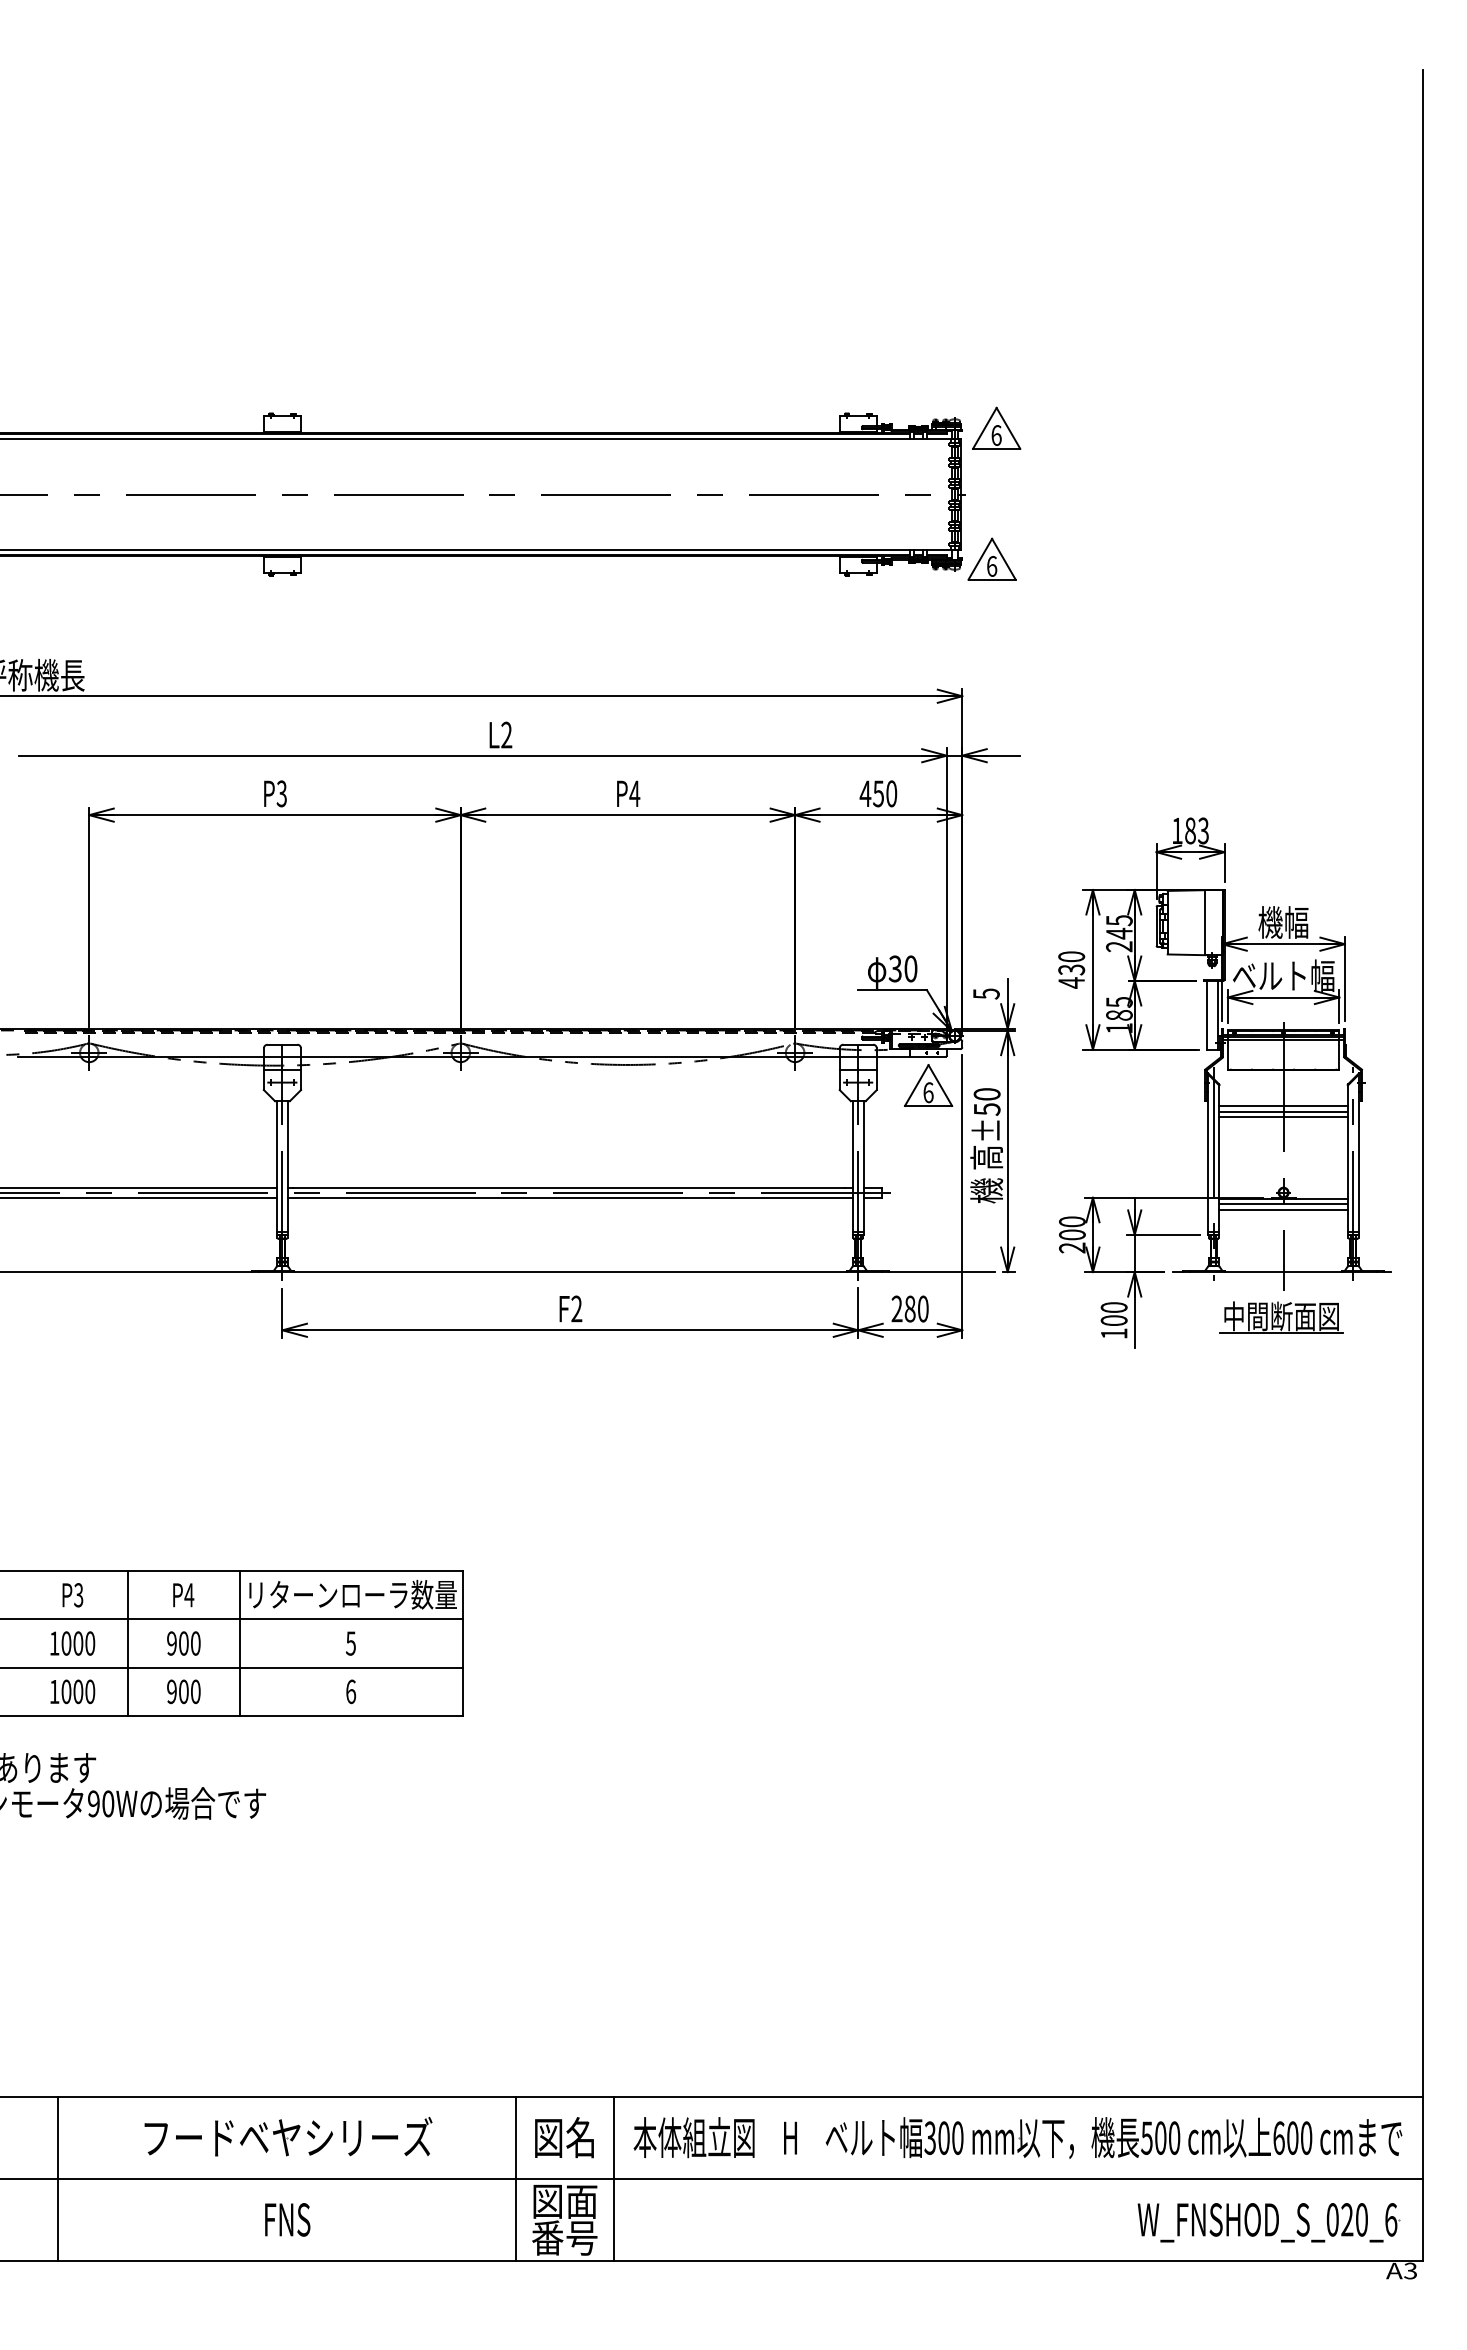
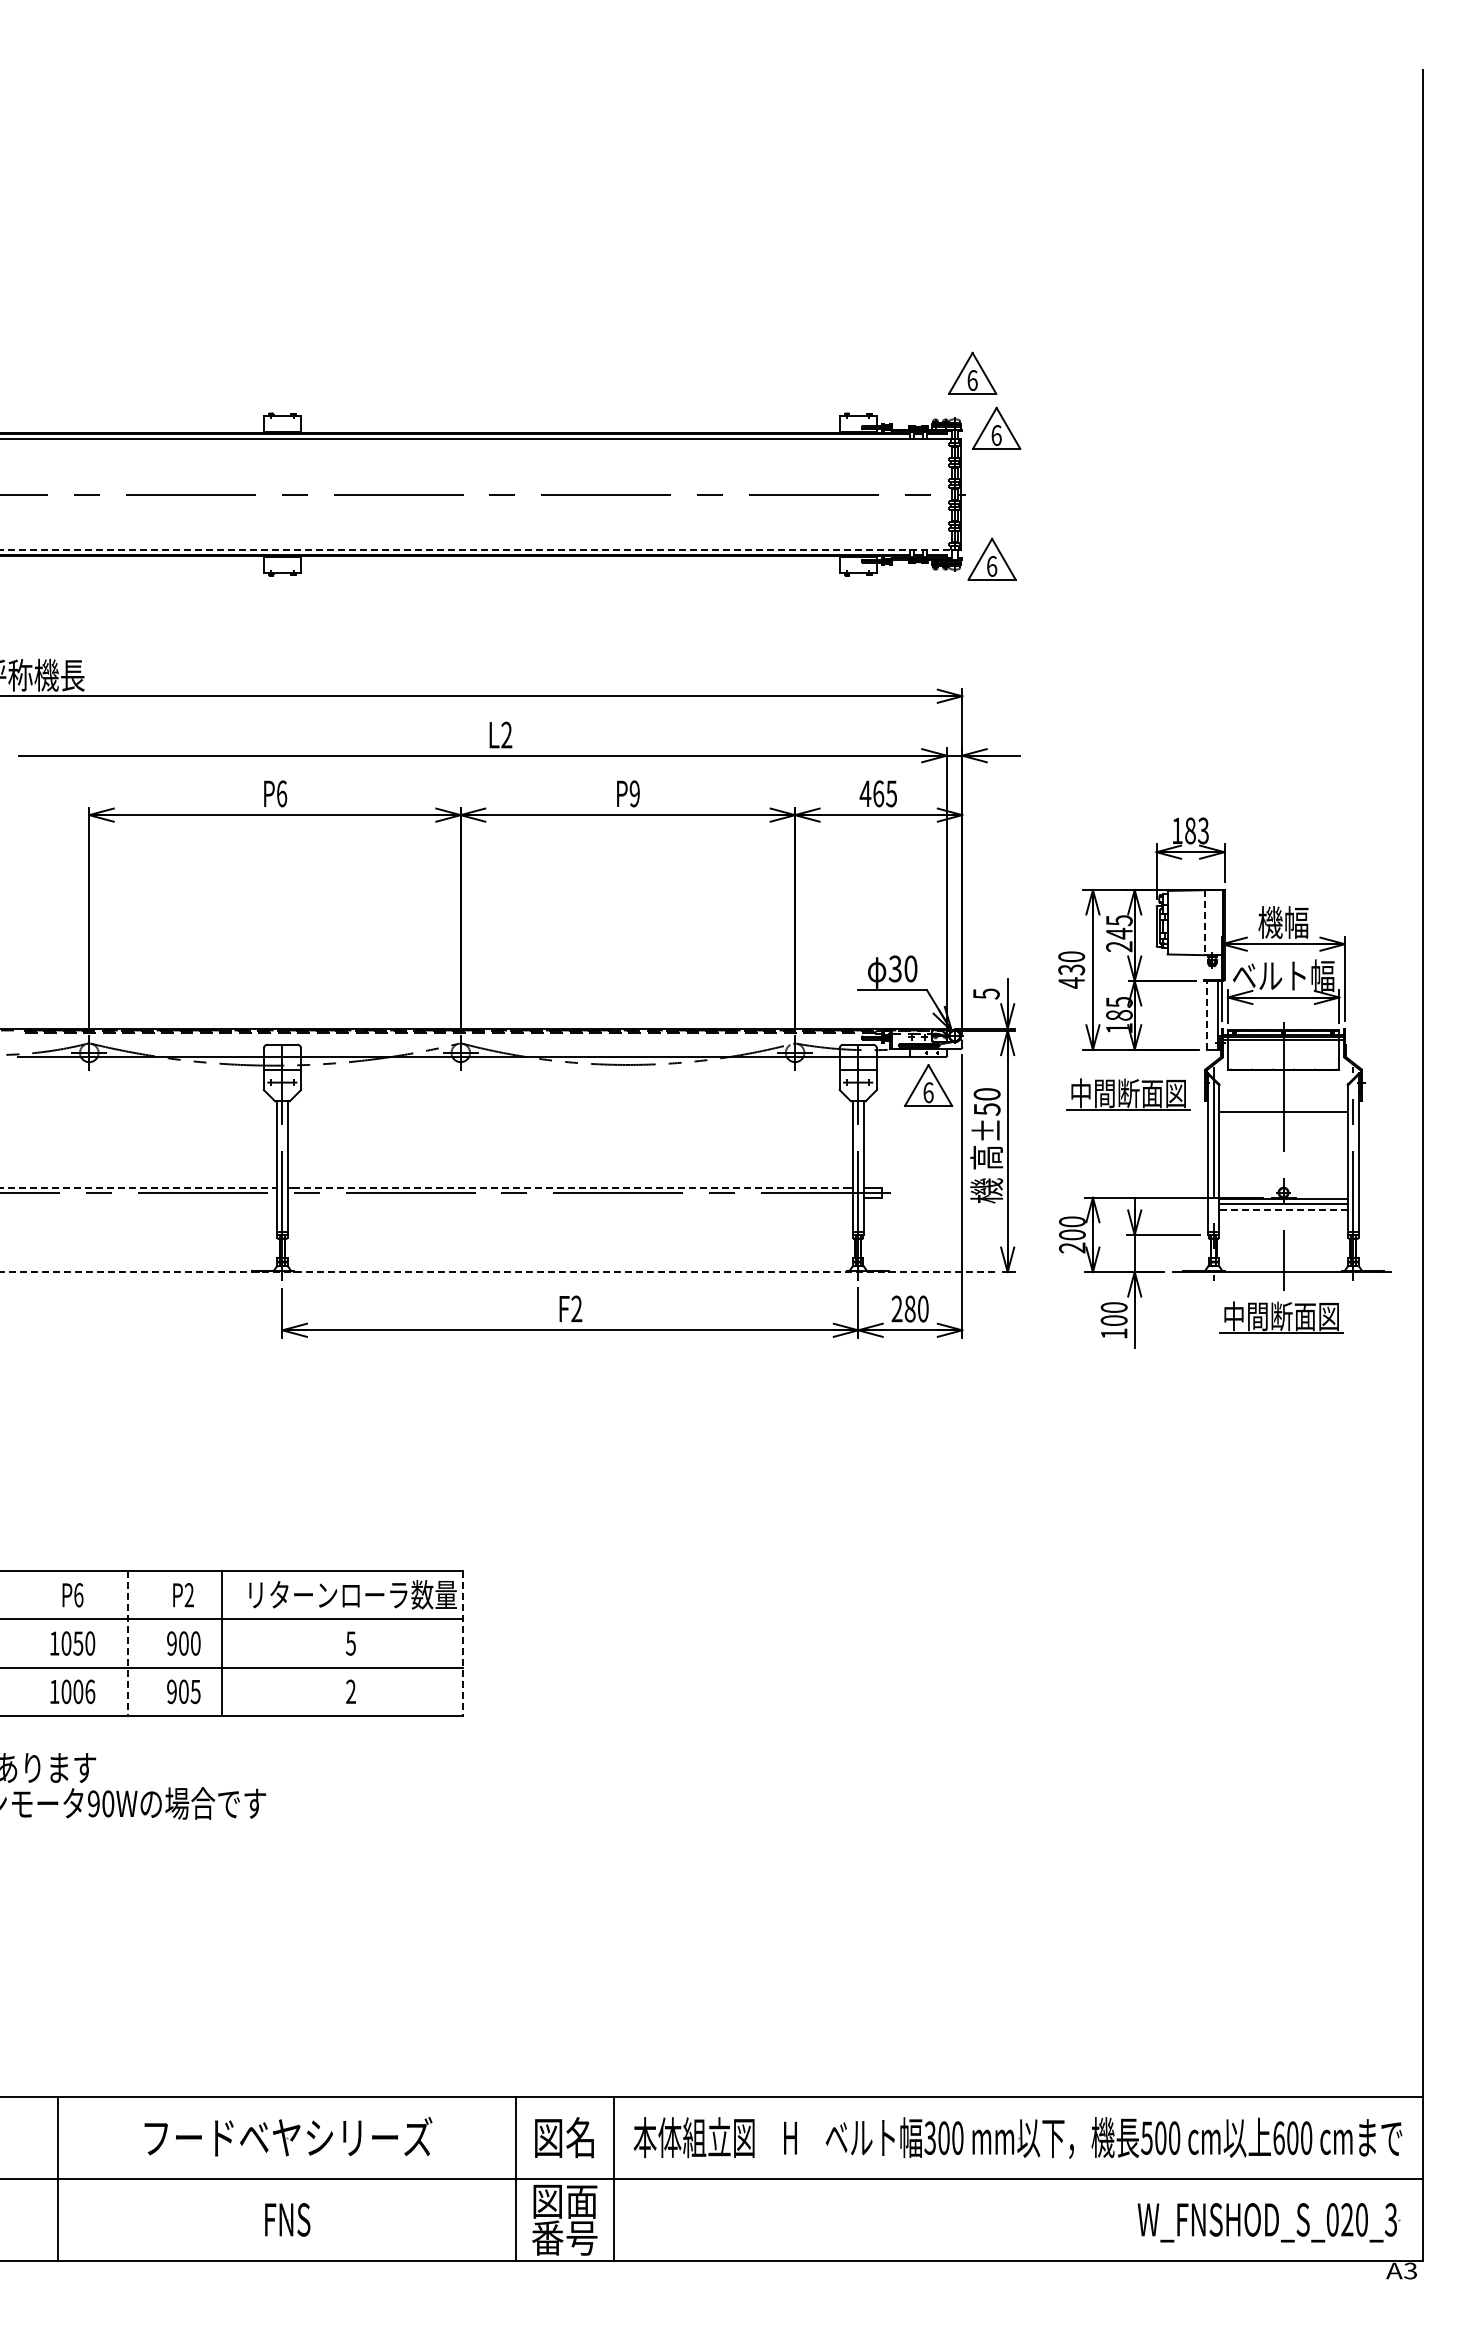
part: none -> present (972, 372)
line: solid -> dashed (480, 550)
text: P3 -> P6 (281, 793)
text: P4 -> P9 (634, 793)
text: 450 -> 465 (885, 793)
line: solid -> dashed (1204, 922)
line: solid -> dashed (1206, 1014)
part: none -> present (1128, 1094)
line: present -> none (1283, 1106)
line: present -> none (1283, 1117)
line: solid -> dashed (139, 1187)
line: solid -> dashed (569, 1187)
line: present -> none (139, 1197)
line: present -> none (570, 1197)
line: solid -> dashed (1283, 1210)
line: solid -> dashed (497, 1272)
text: P3 -> P6 (78, 1595)
text: P4 -> P2 (189, 1595)
text: 1000 -> 1050 (78, 1643)
line position: (239, 1643) -> (221, 1643) (221, 1643)
line: solid -> dashed (128, 1644)
line: solid -> dashed (462, 1644)
text: 1000 -> 1006 (90, 1691)
text: 900 -> 905 (195, 1691)
text: 6 -> 2 (351, 1691)
text: W_FNSHOD_S_020_6 -> W_FNSHOD_S_020_3 (1390, 2219)
